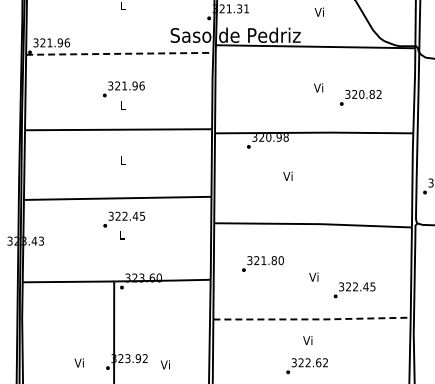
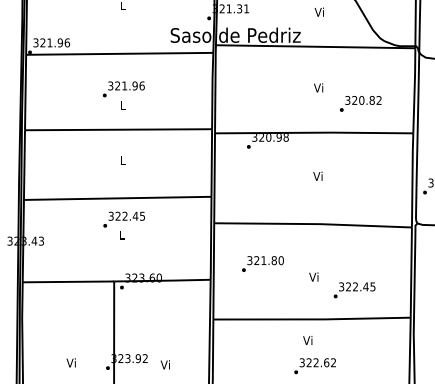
line: dashed -> solid (119, 53)
text position: (360, 97) -> (360, 103) (360, 103)
text position: (287, 175) -> (317, 175) (317, 175)
line: dashed -> solid (313, 319)
text position: (78, 362) -> (70, 362) (70, 362)
text position: (306, 366) -> (314, 366) (314, 366)
